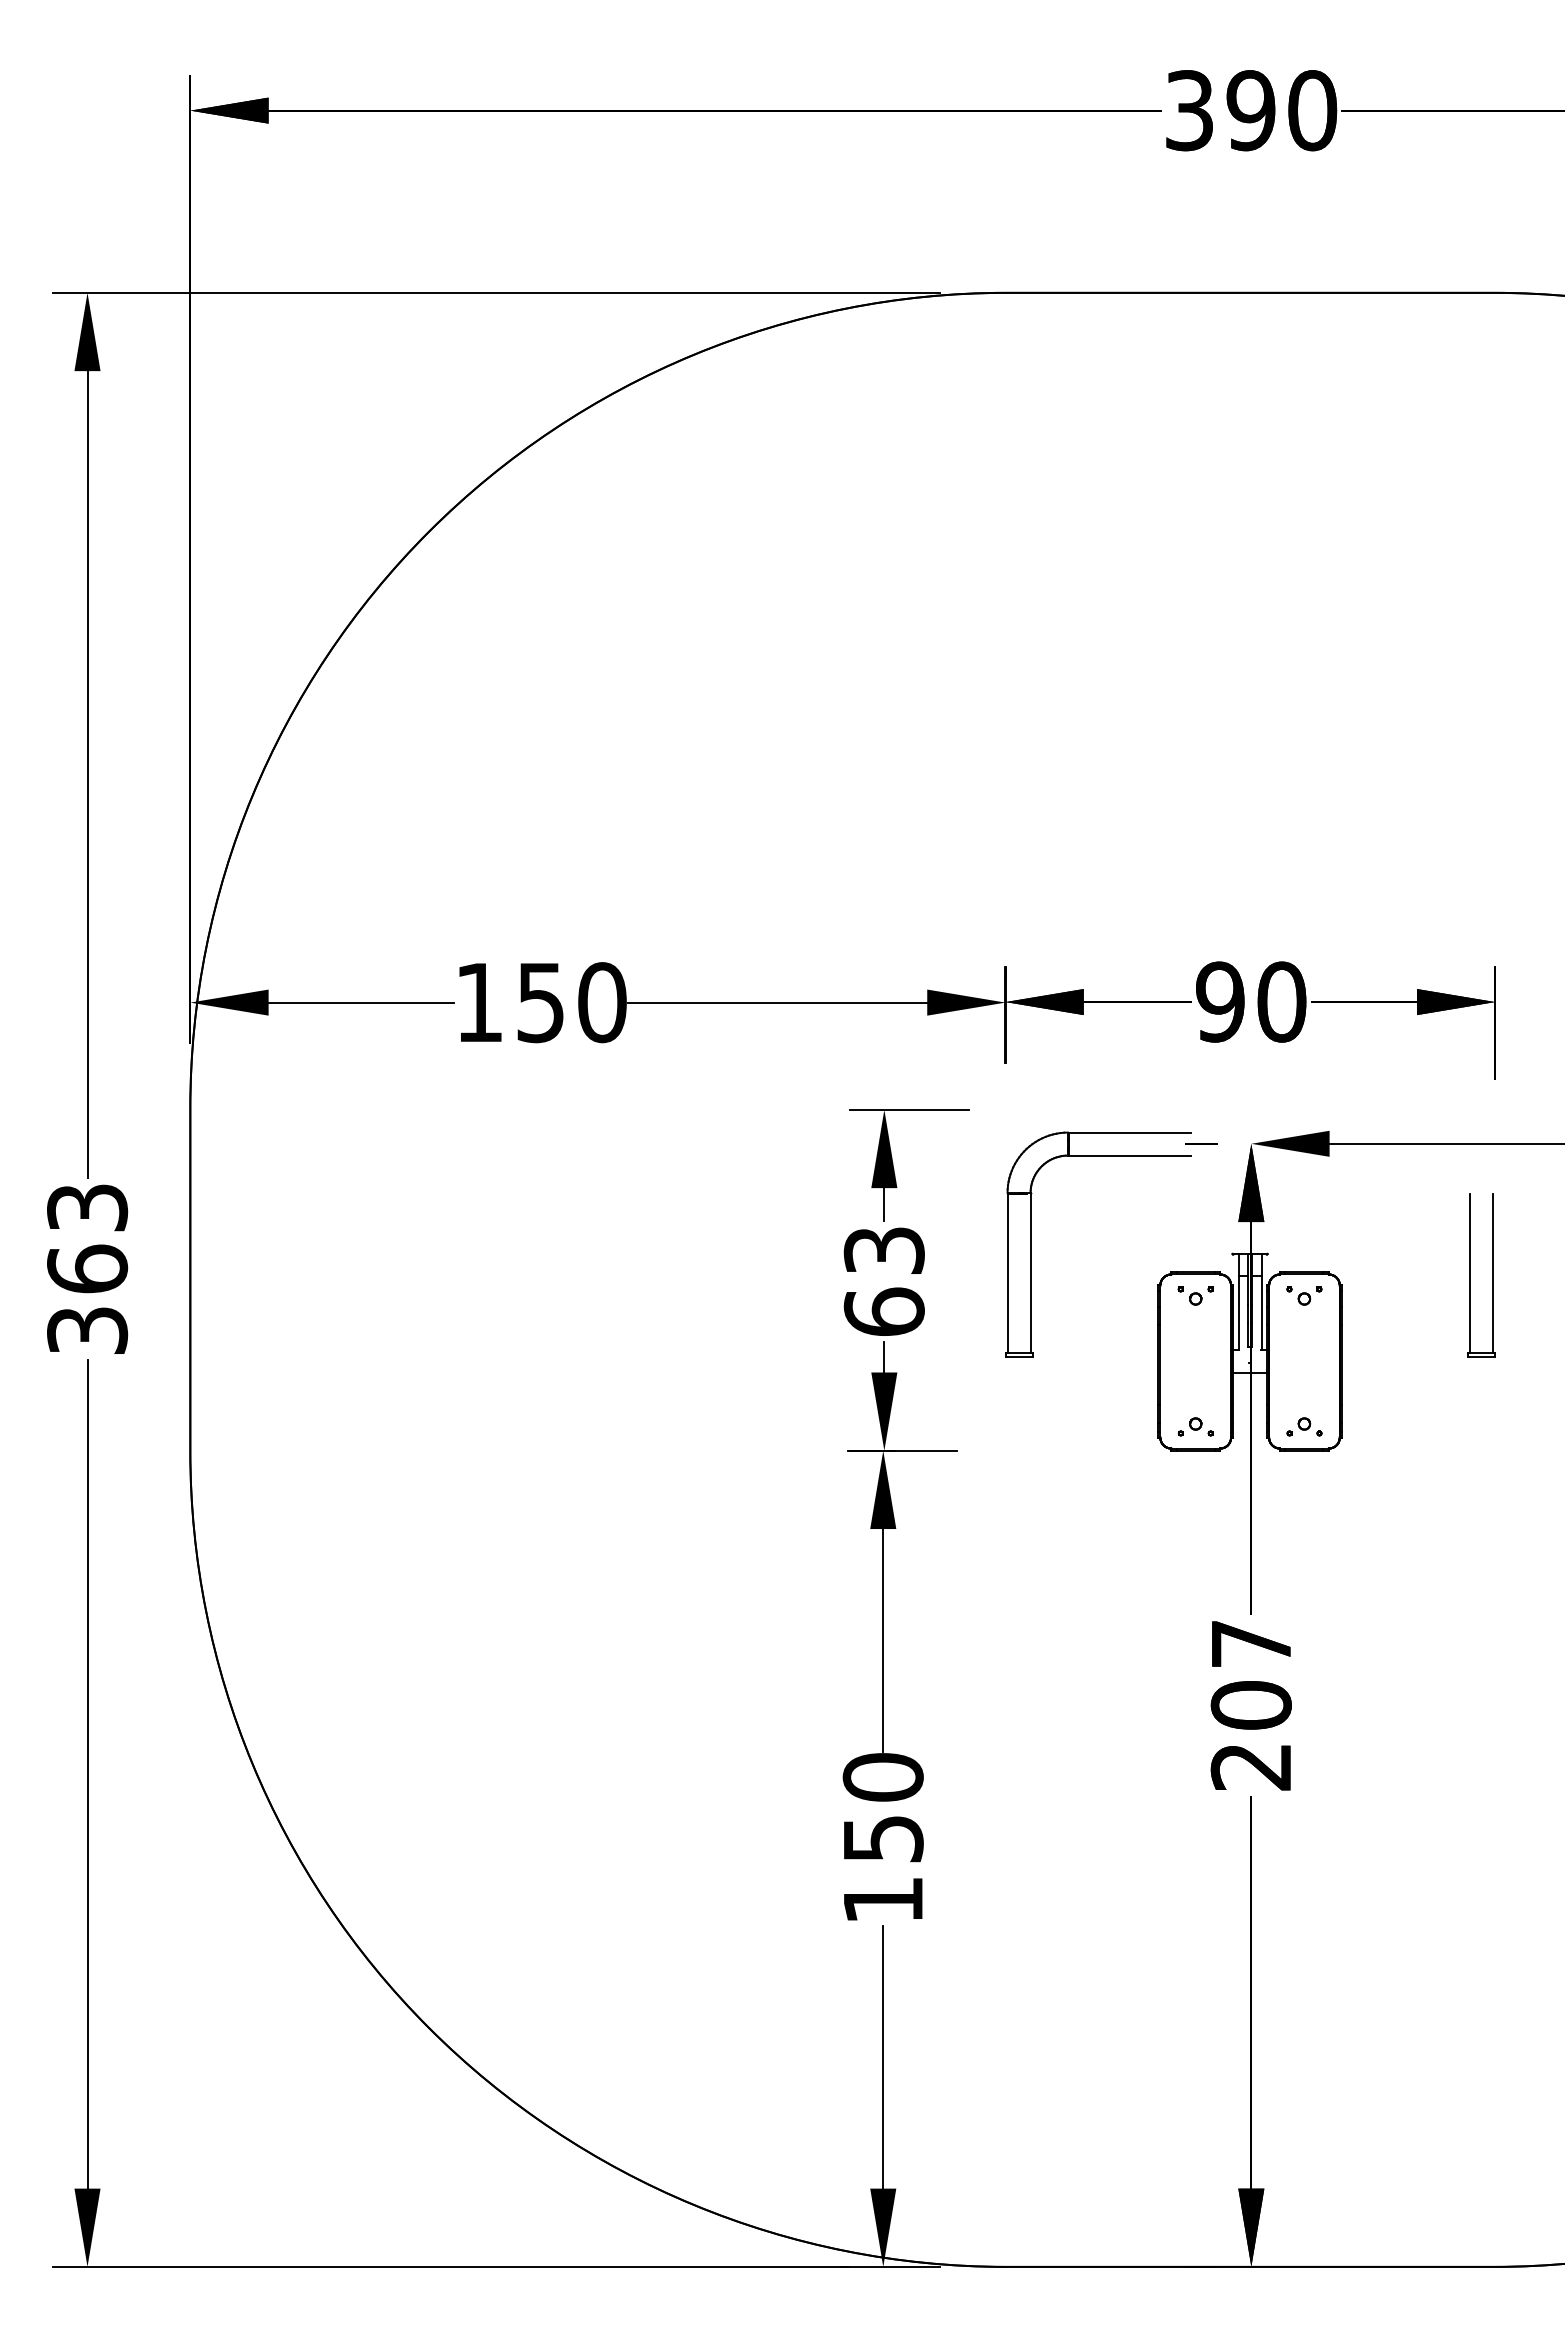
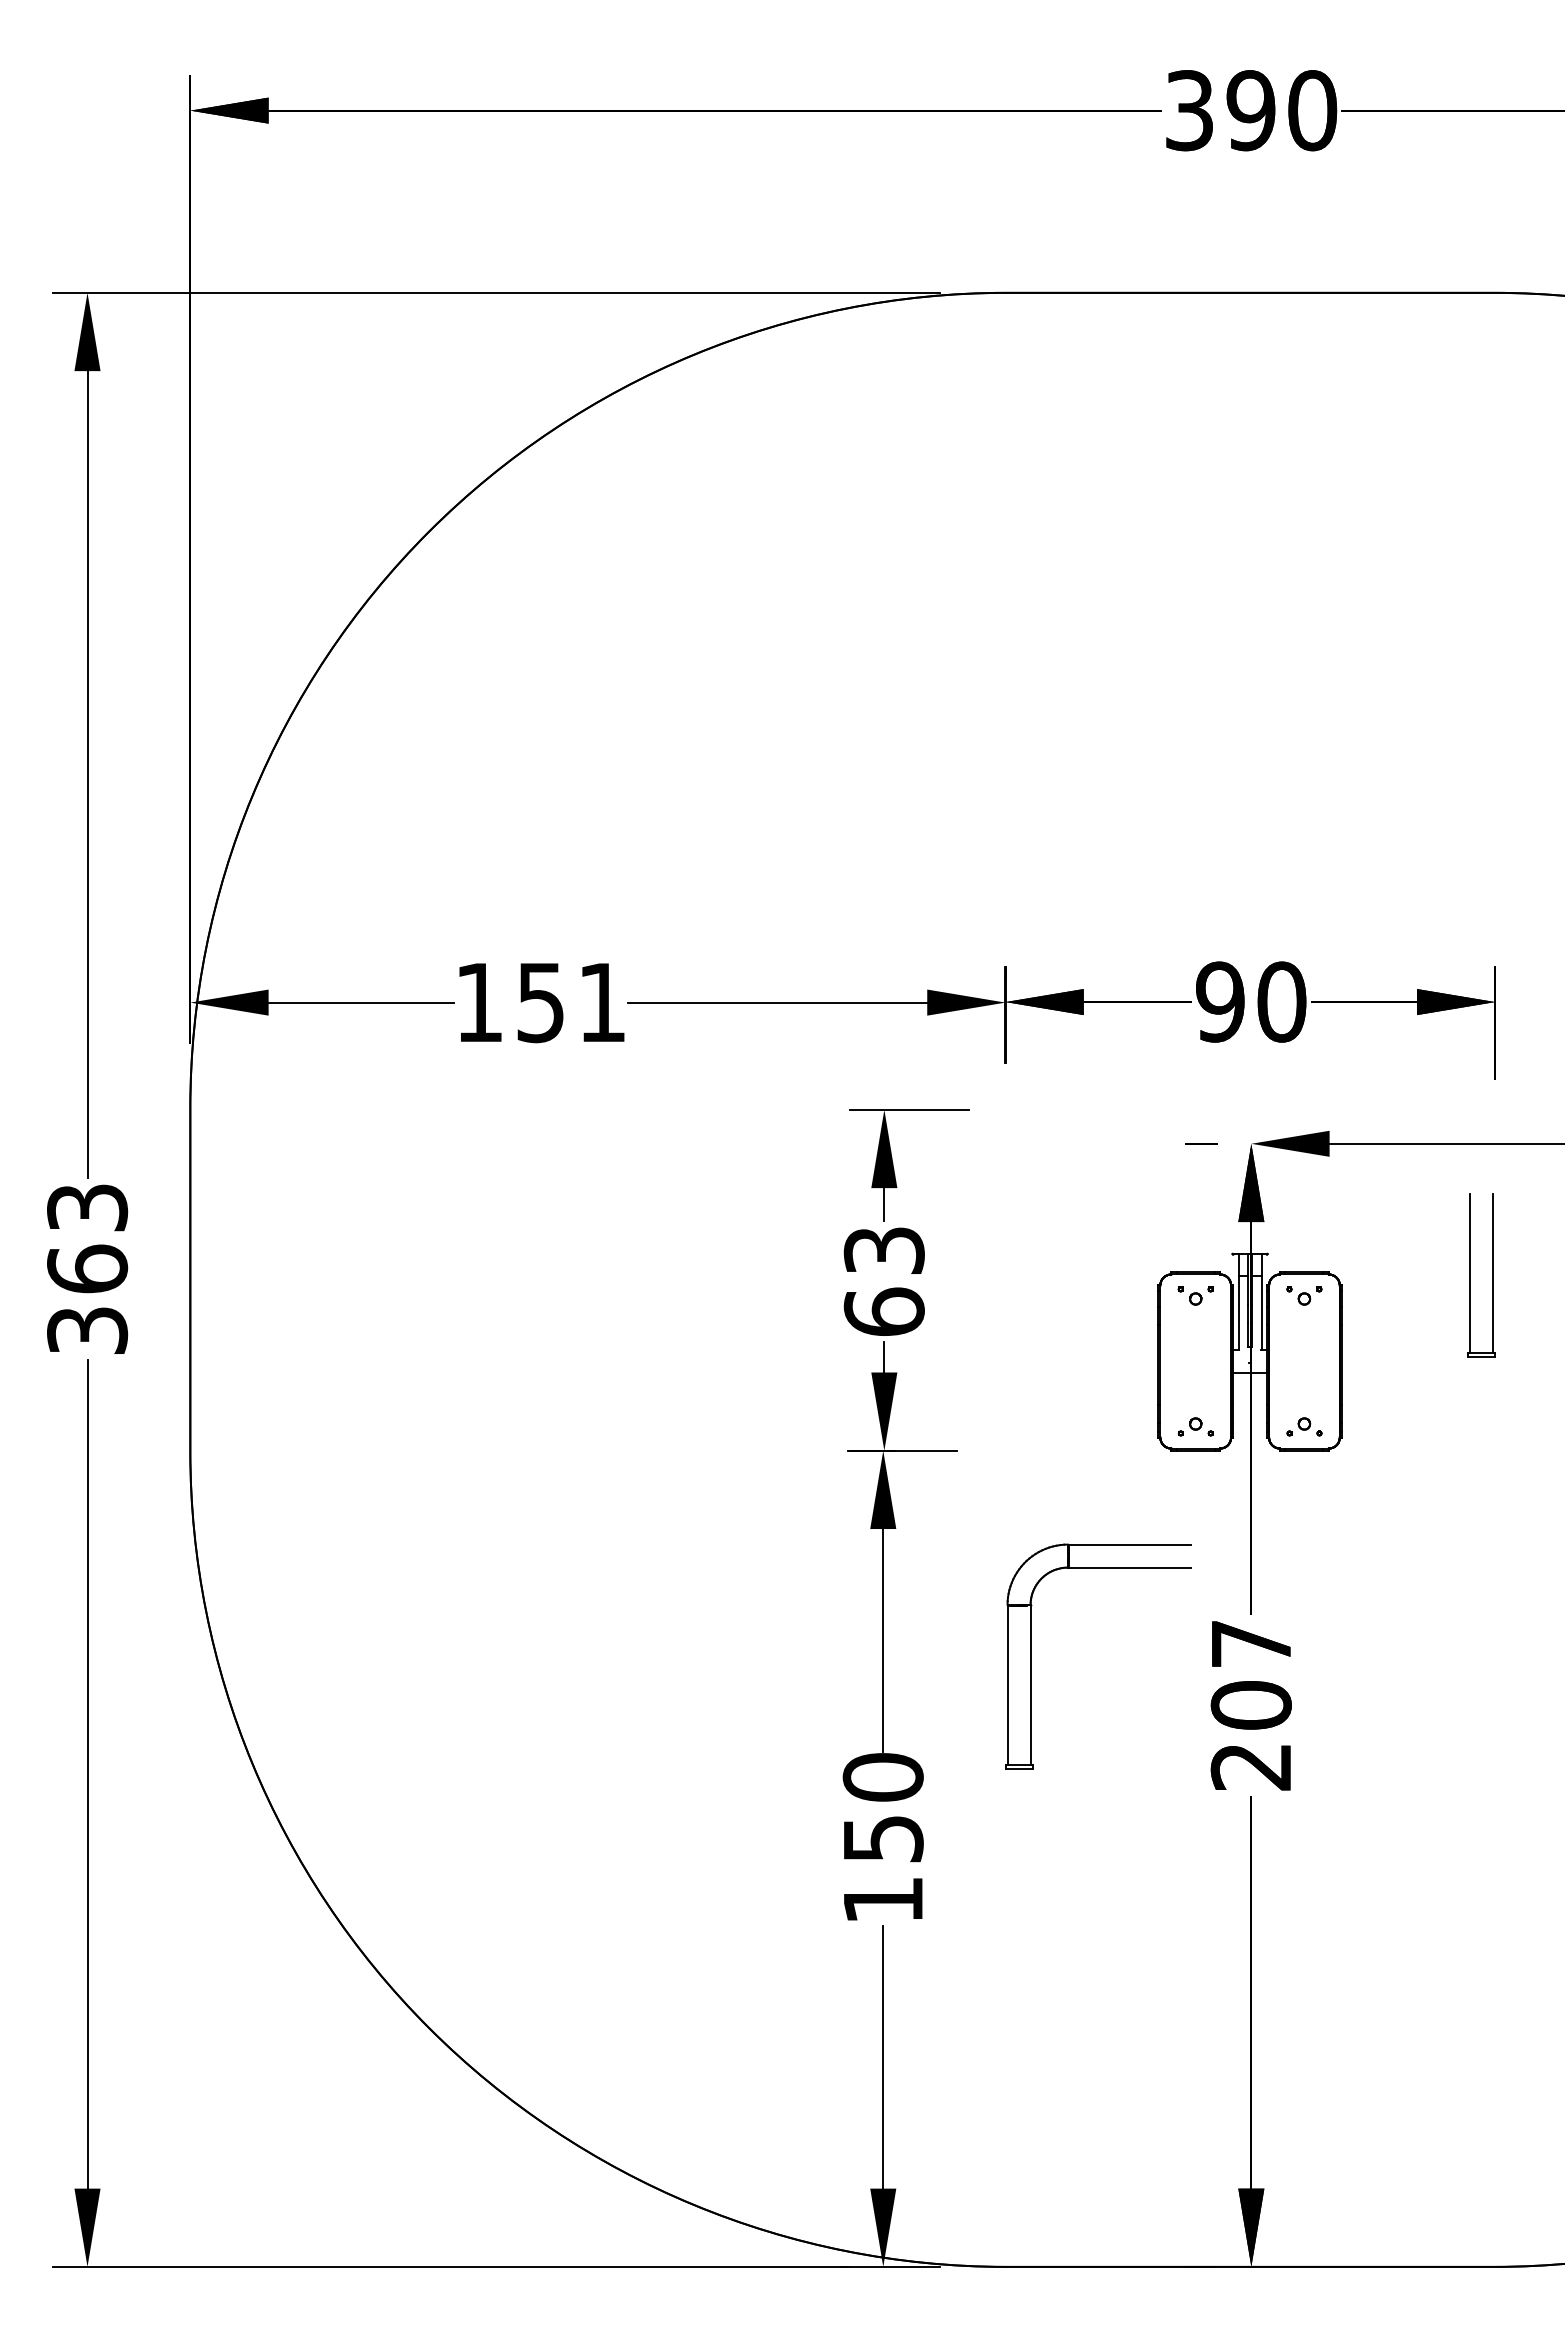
text: 150 -> 151 (602, 1002)
part position: (1031, 1244) -> (1031, 1656) (1031, 1656)
